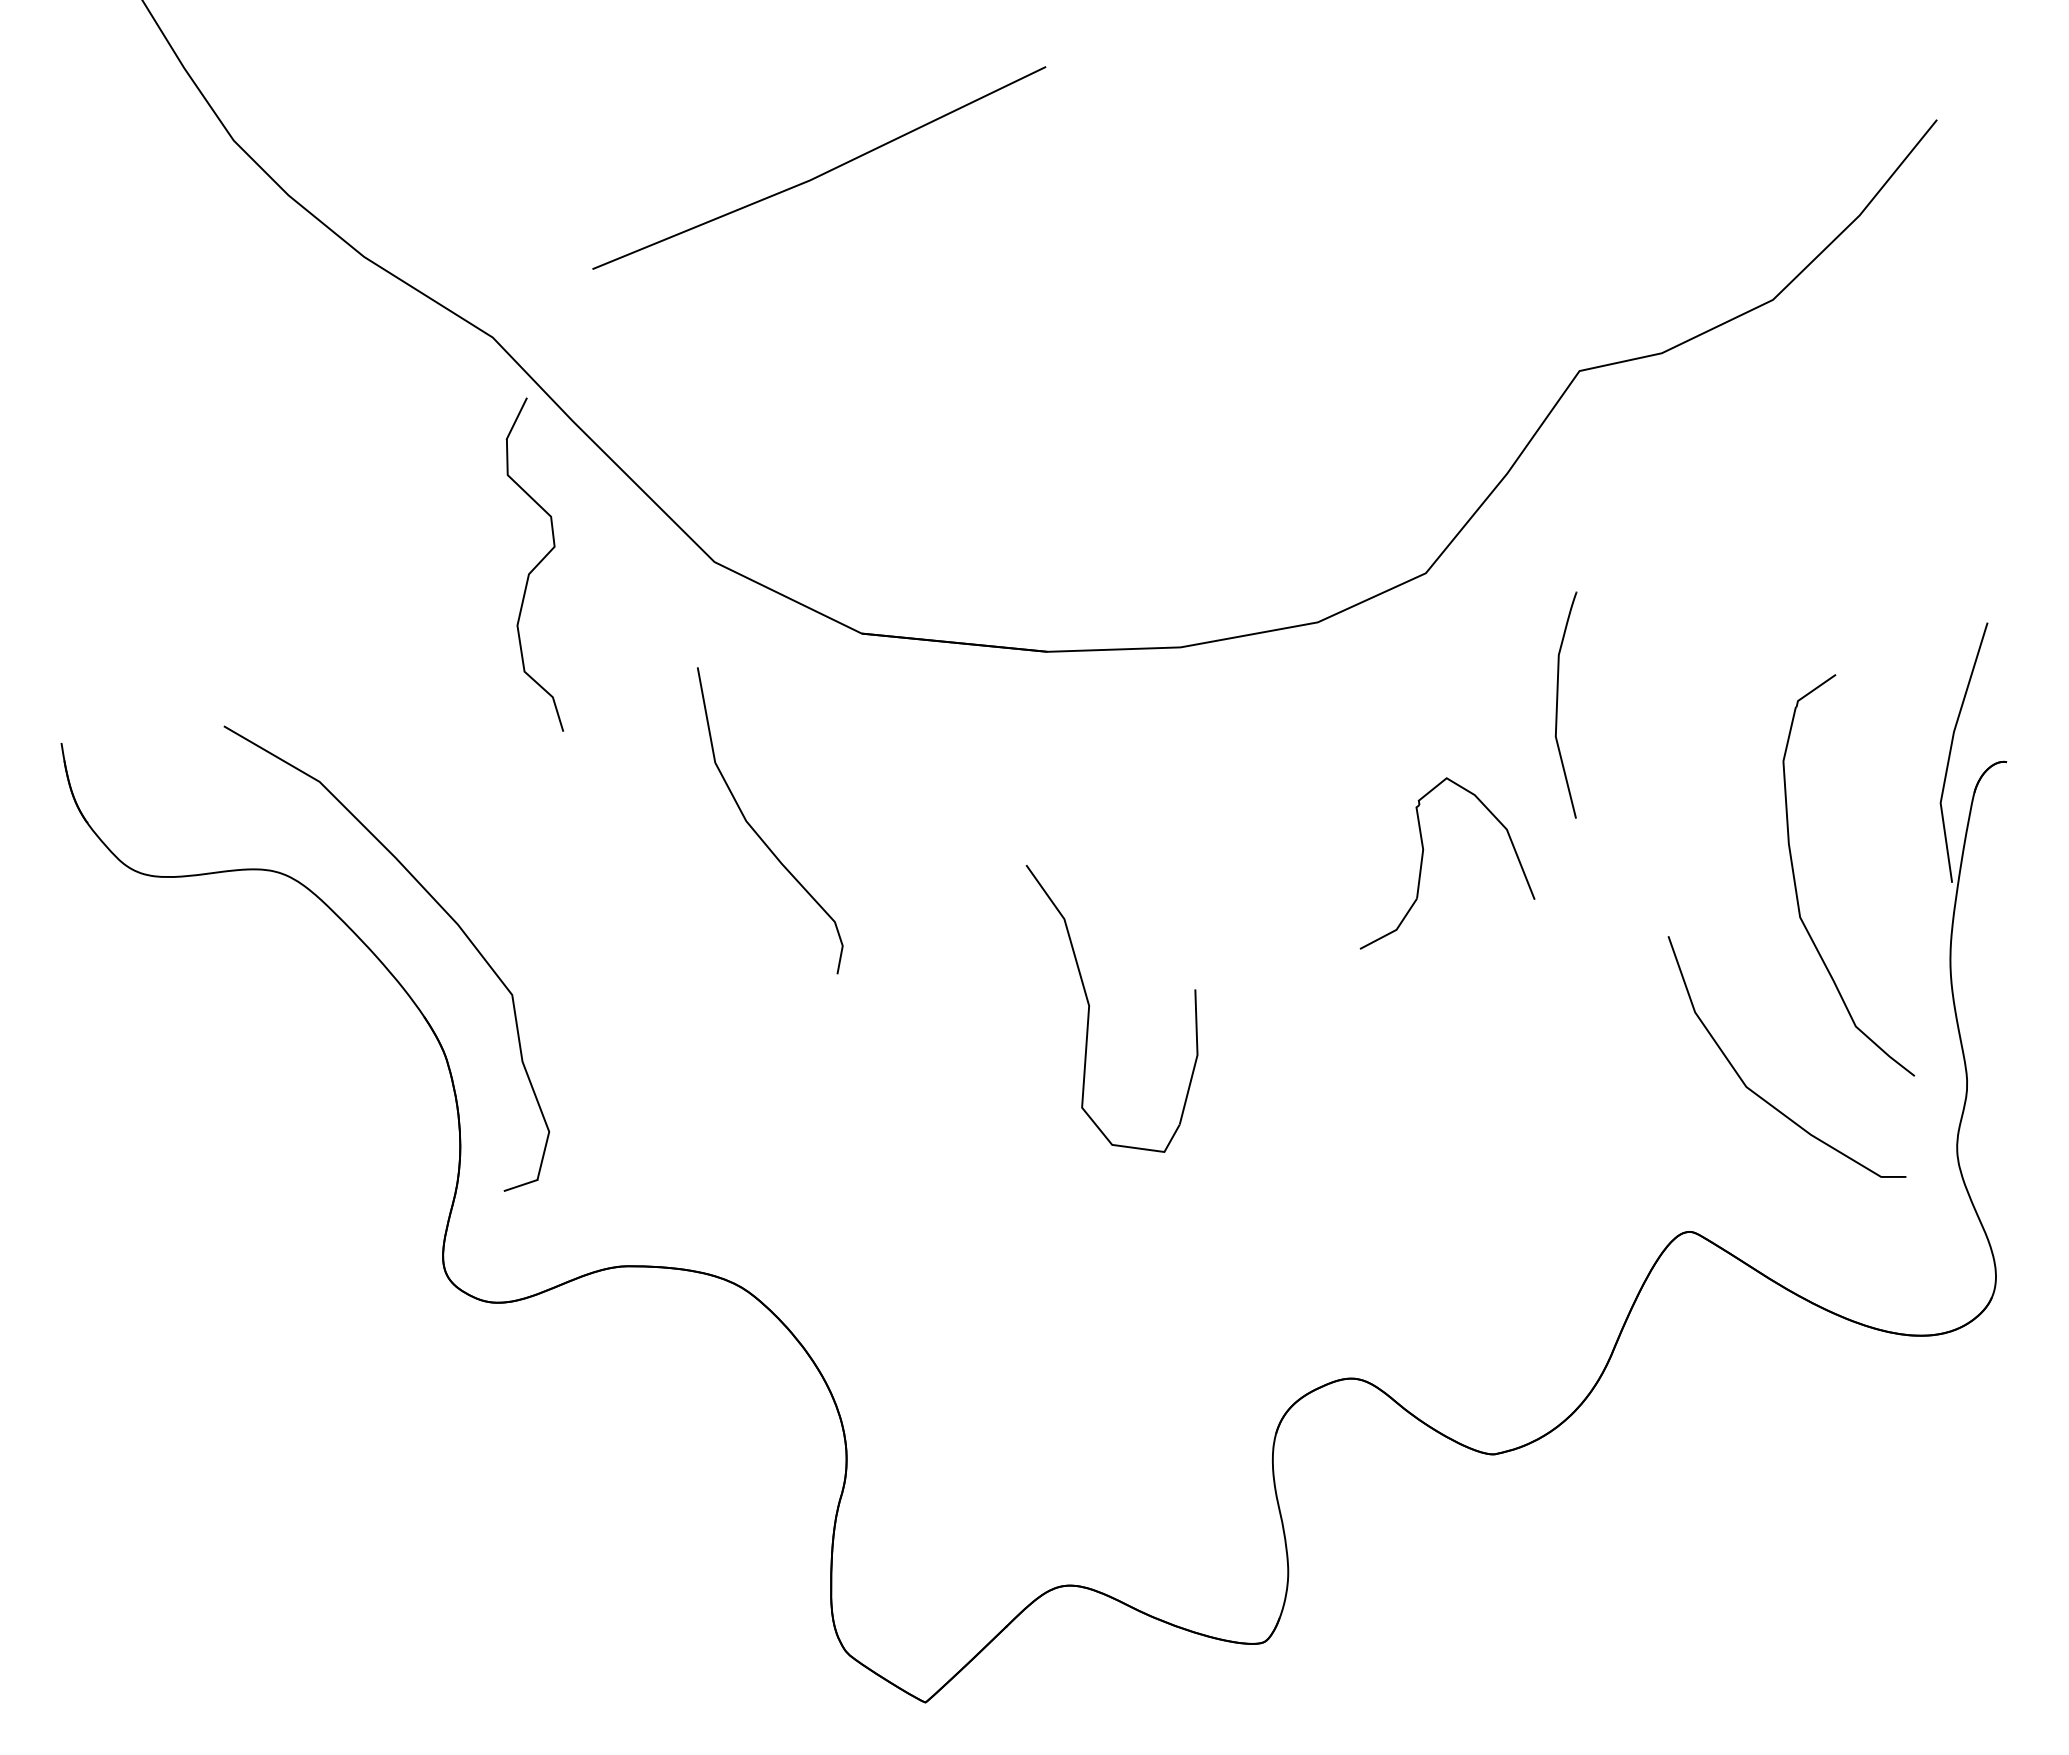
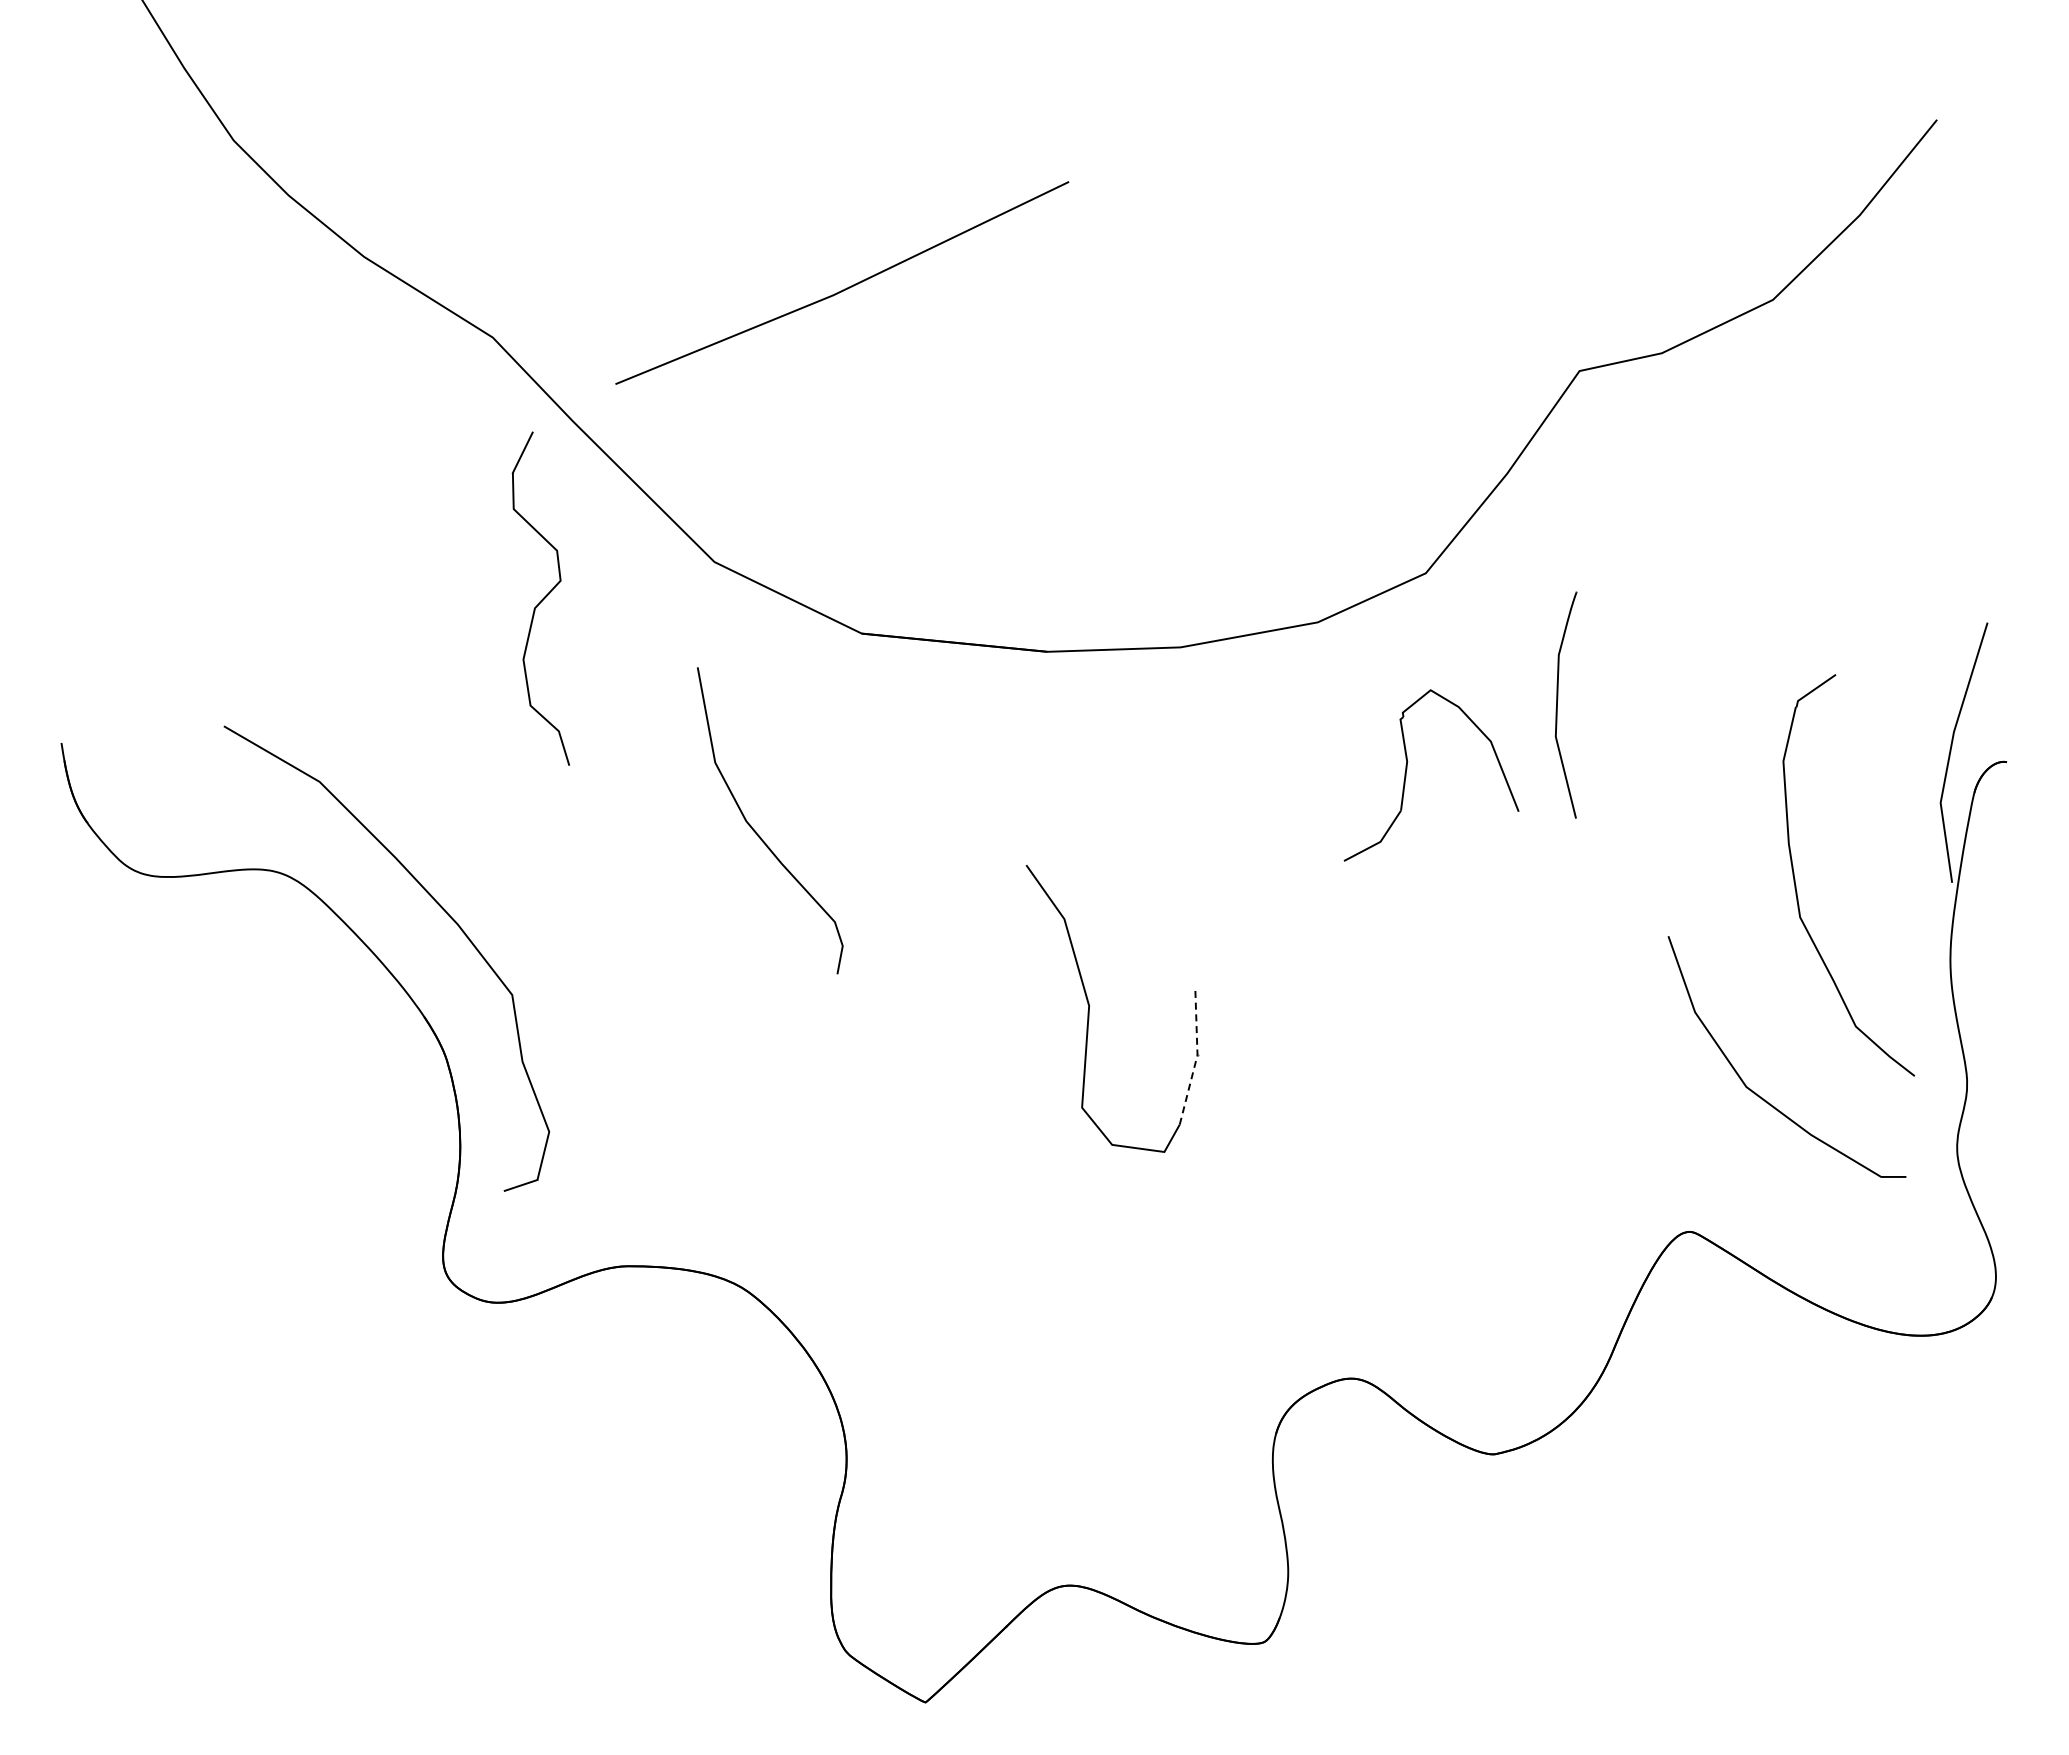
line position: (821, 173) -> (844, 288) (844, 288)
part position: (534, 564) -> (540, 598) (540, 598)
part position: (1423, 857) -> (1407, 769) (1407, 769)
line: solid -> dashed (1197, 1057)
